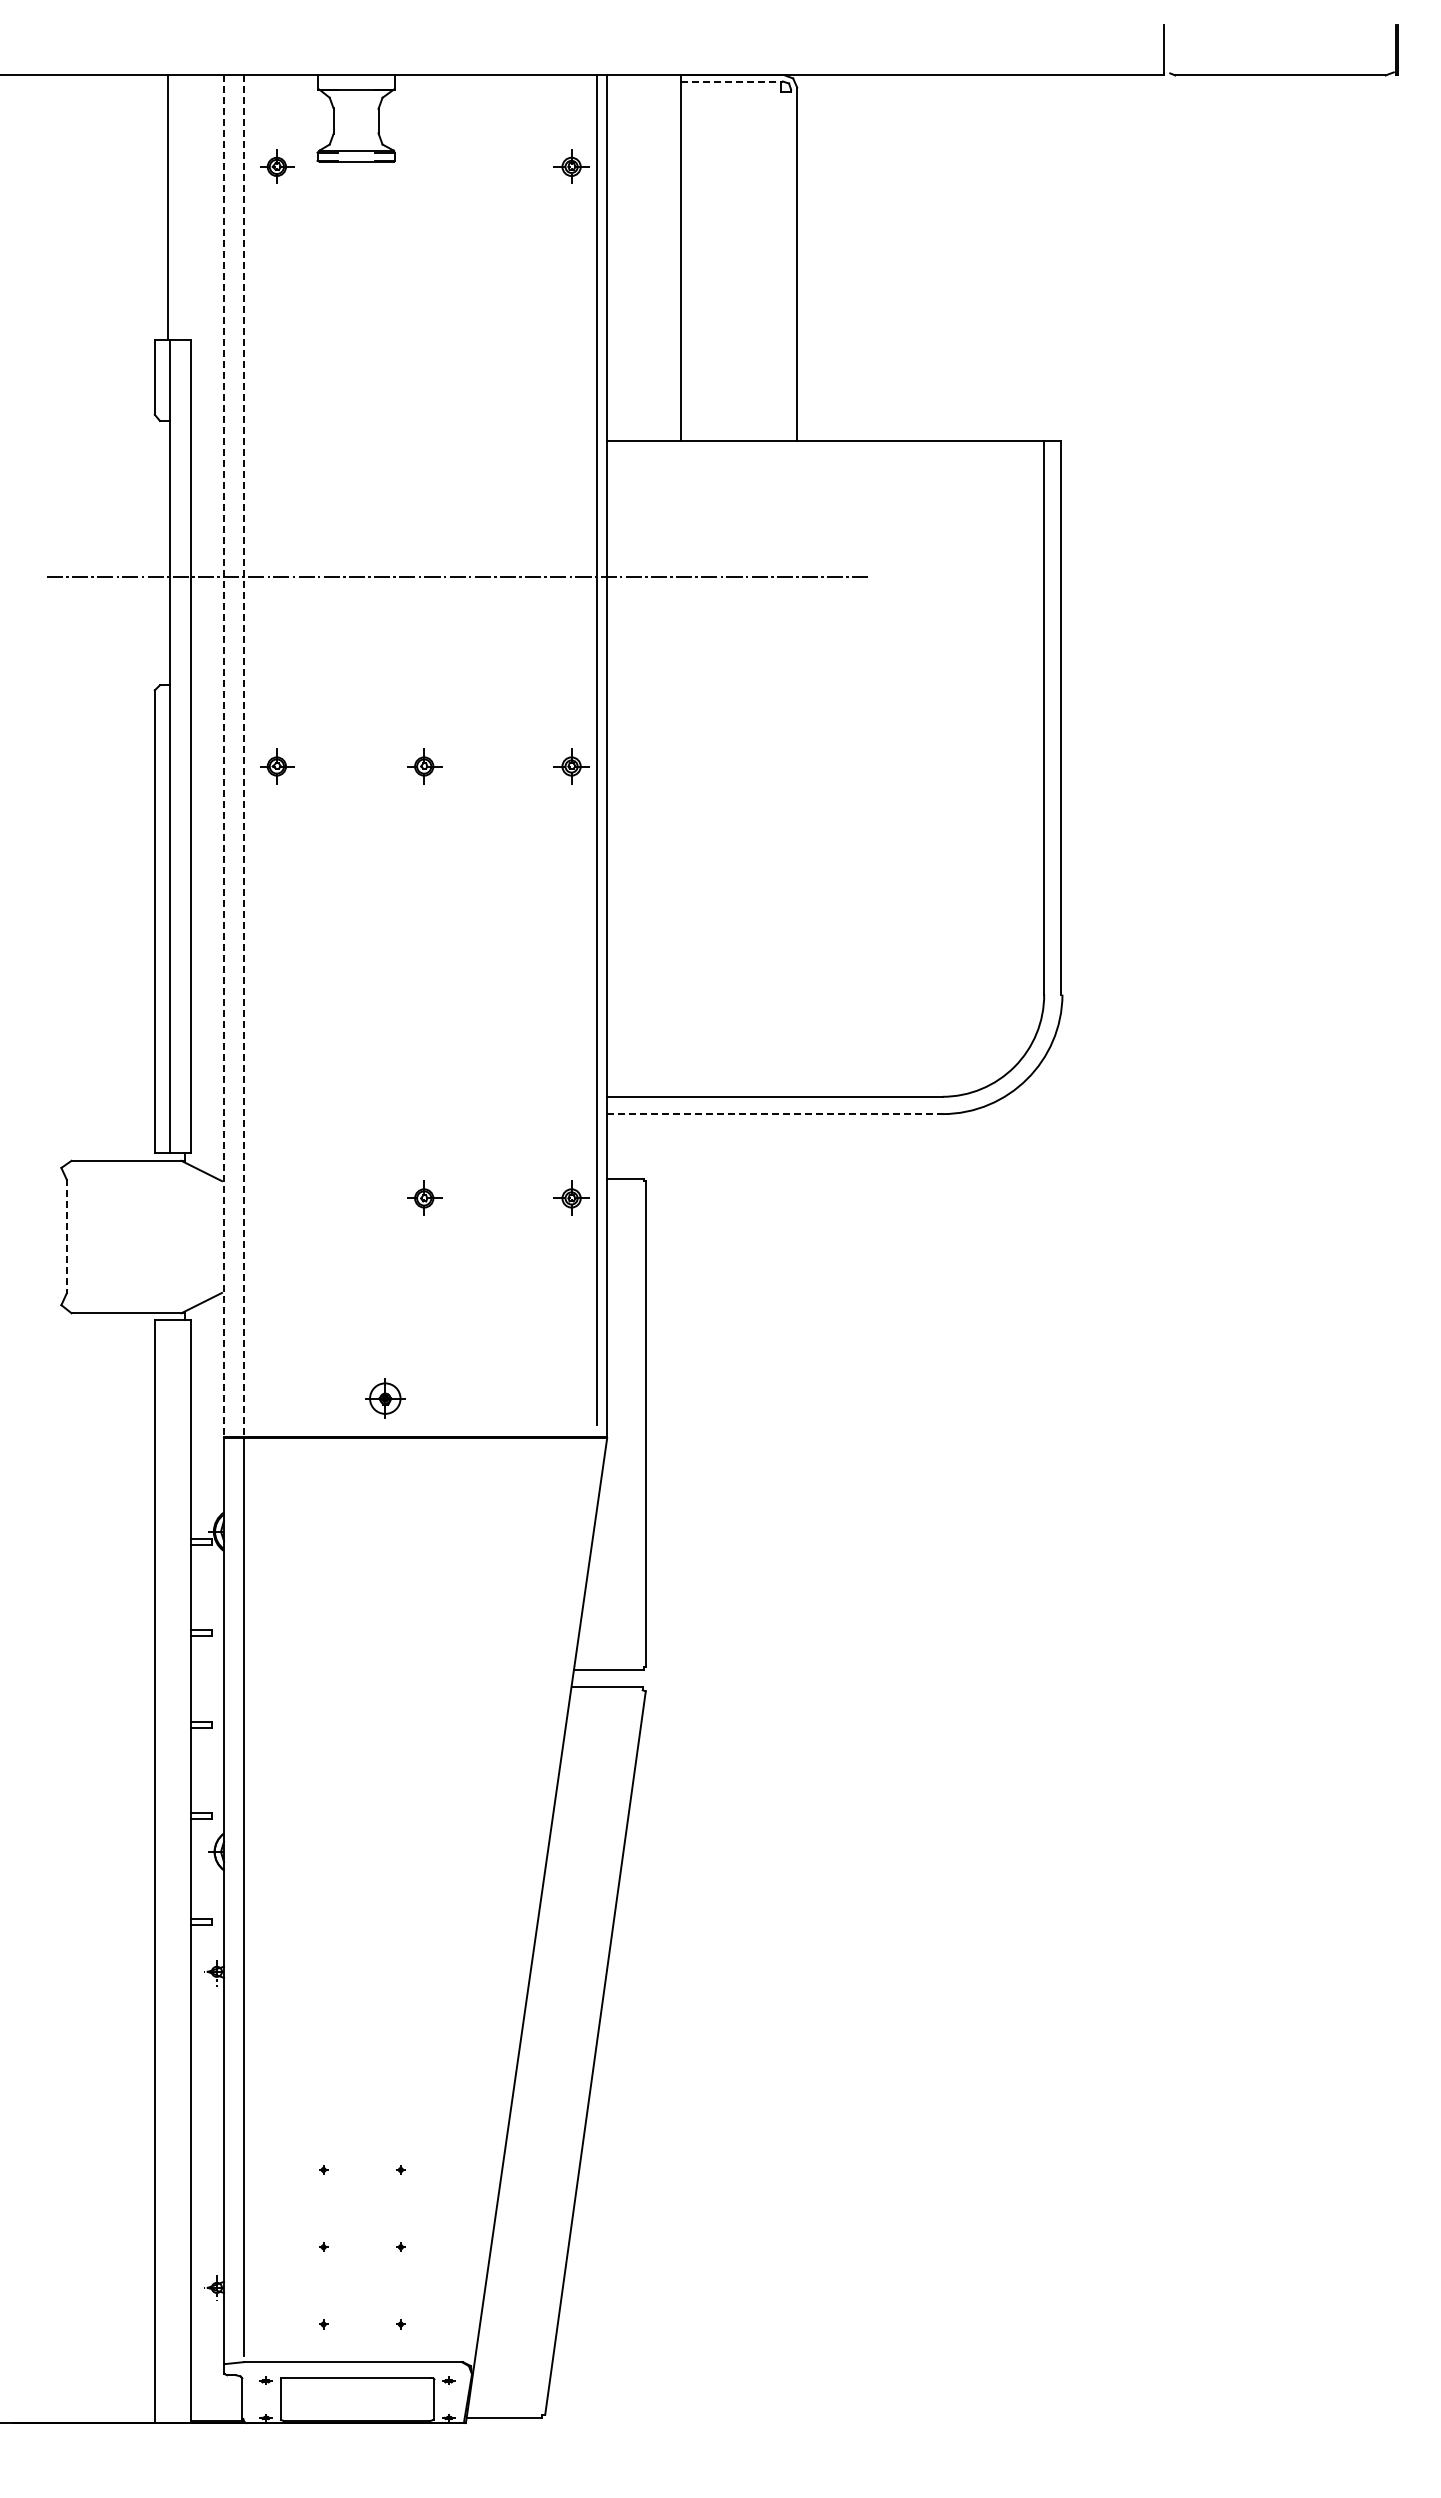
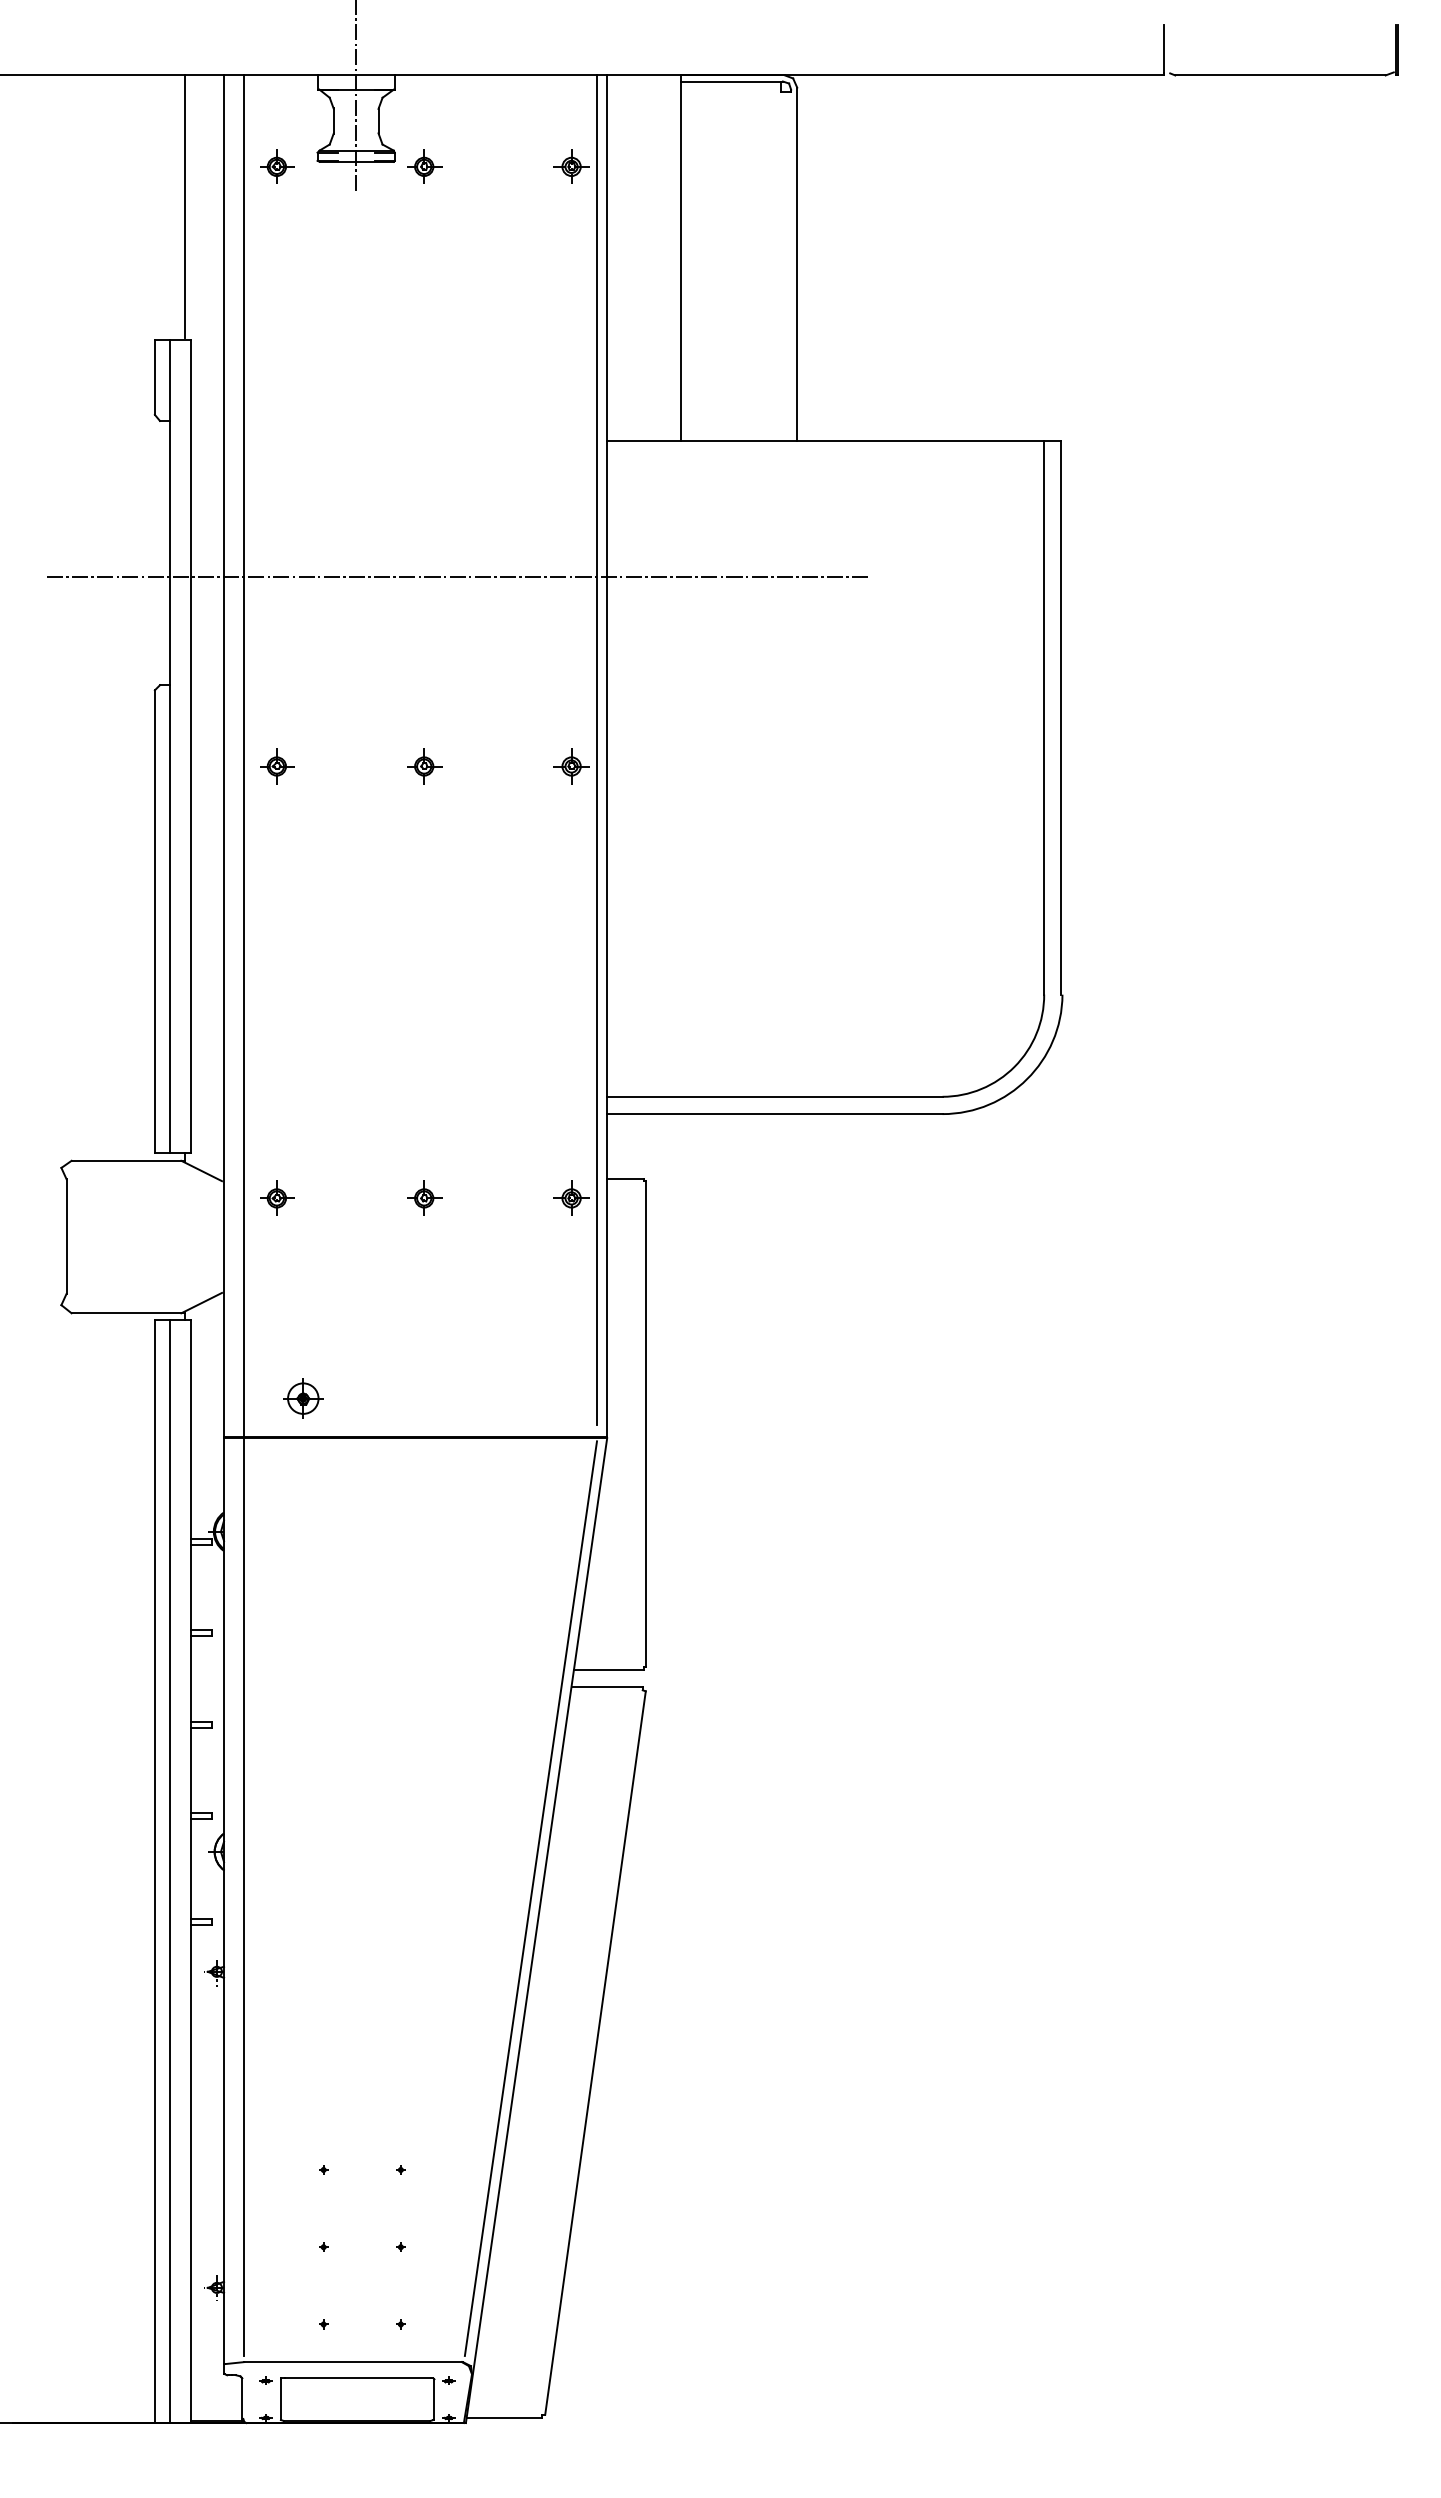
line: dashed -> solid (732, 81)
line: none -> present (356, 96)
part: none -> present (424, 166)
line position: (168, 206) -> (185, 206) (185, 206)
line: dashed -> solid (224, 756)
line: dashed -> solid (244, 756)
line: dashed -> solid (774, 1114)
part: none -> present (277, 1197)
line: dashed -> solid (66, 1237)
part position: (385, 1398) -> (303, 1398) (303, 1398)
line: none -> present (170, 1871)
line: none -> present (530, 1898)
